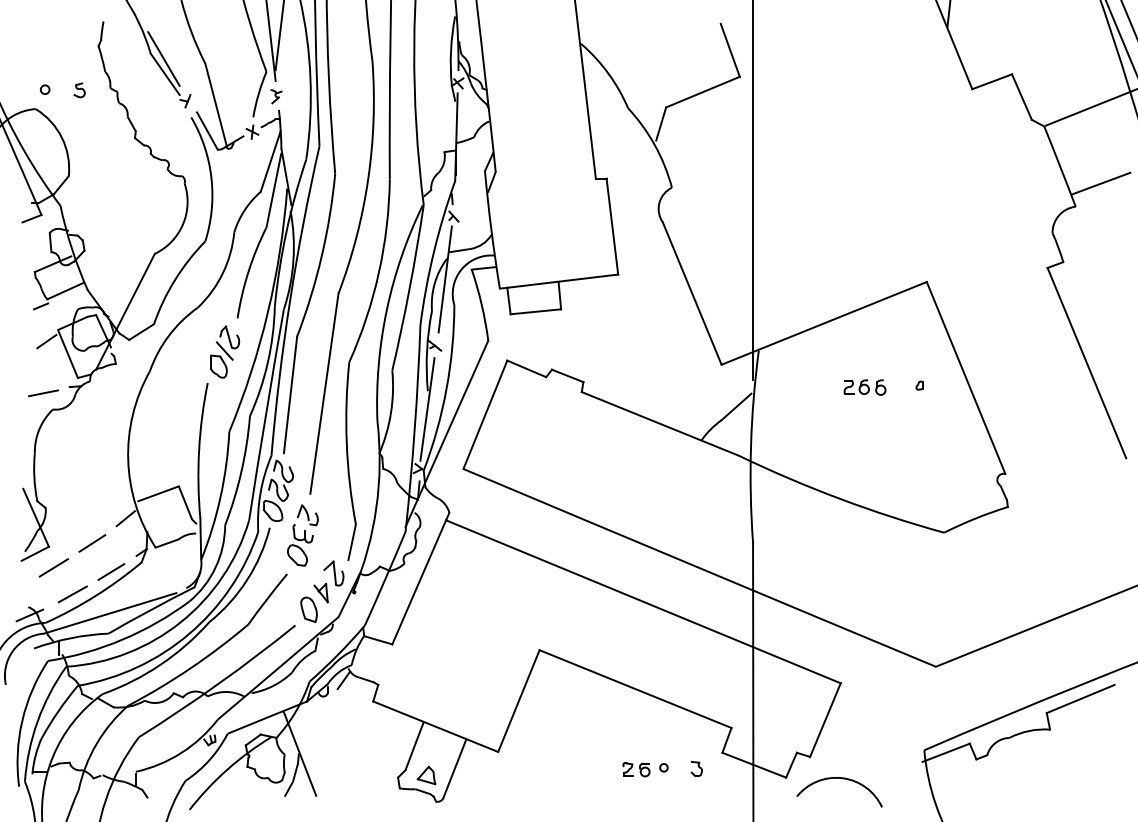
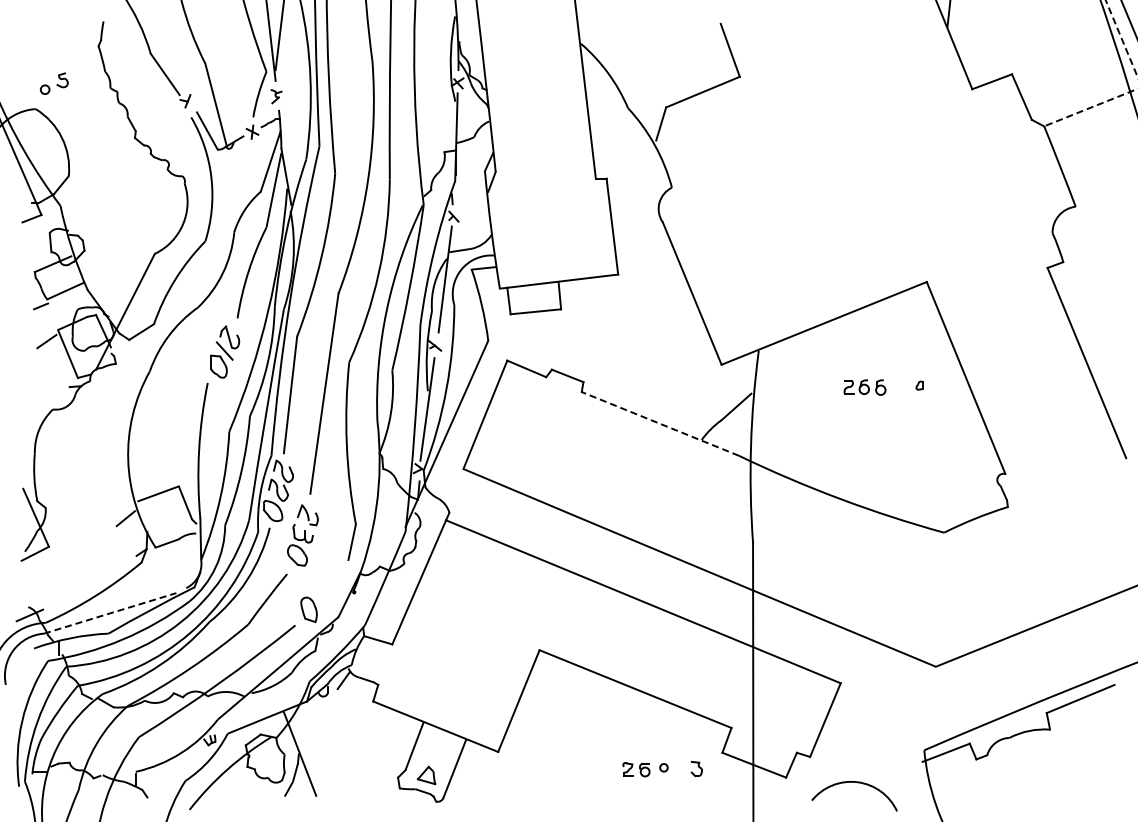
arc: solid -> dashed (1121, 39)
line: present -> none (163, 58)
part position: (79, 90) -> (62, 80) (62, 80)
line: solid -> dashed (1092, 107)
line: present -> none (1101, 183)
line: present -> none (753, 191)
line: present -> none (43, 393)
line: solid -> dashed (660, 423)
line: present -> none (92, 543)
line: present -> none (53, 567)
line: present -> none (111, 571)
part: present -> none (328, 581)
line: present -> none (72, 594)
line: solid -> dashed (110, 613)
arc position: (842, 779) -> (857, 783) (857, 783)
